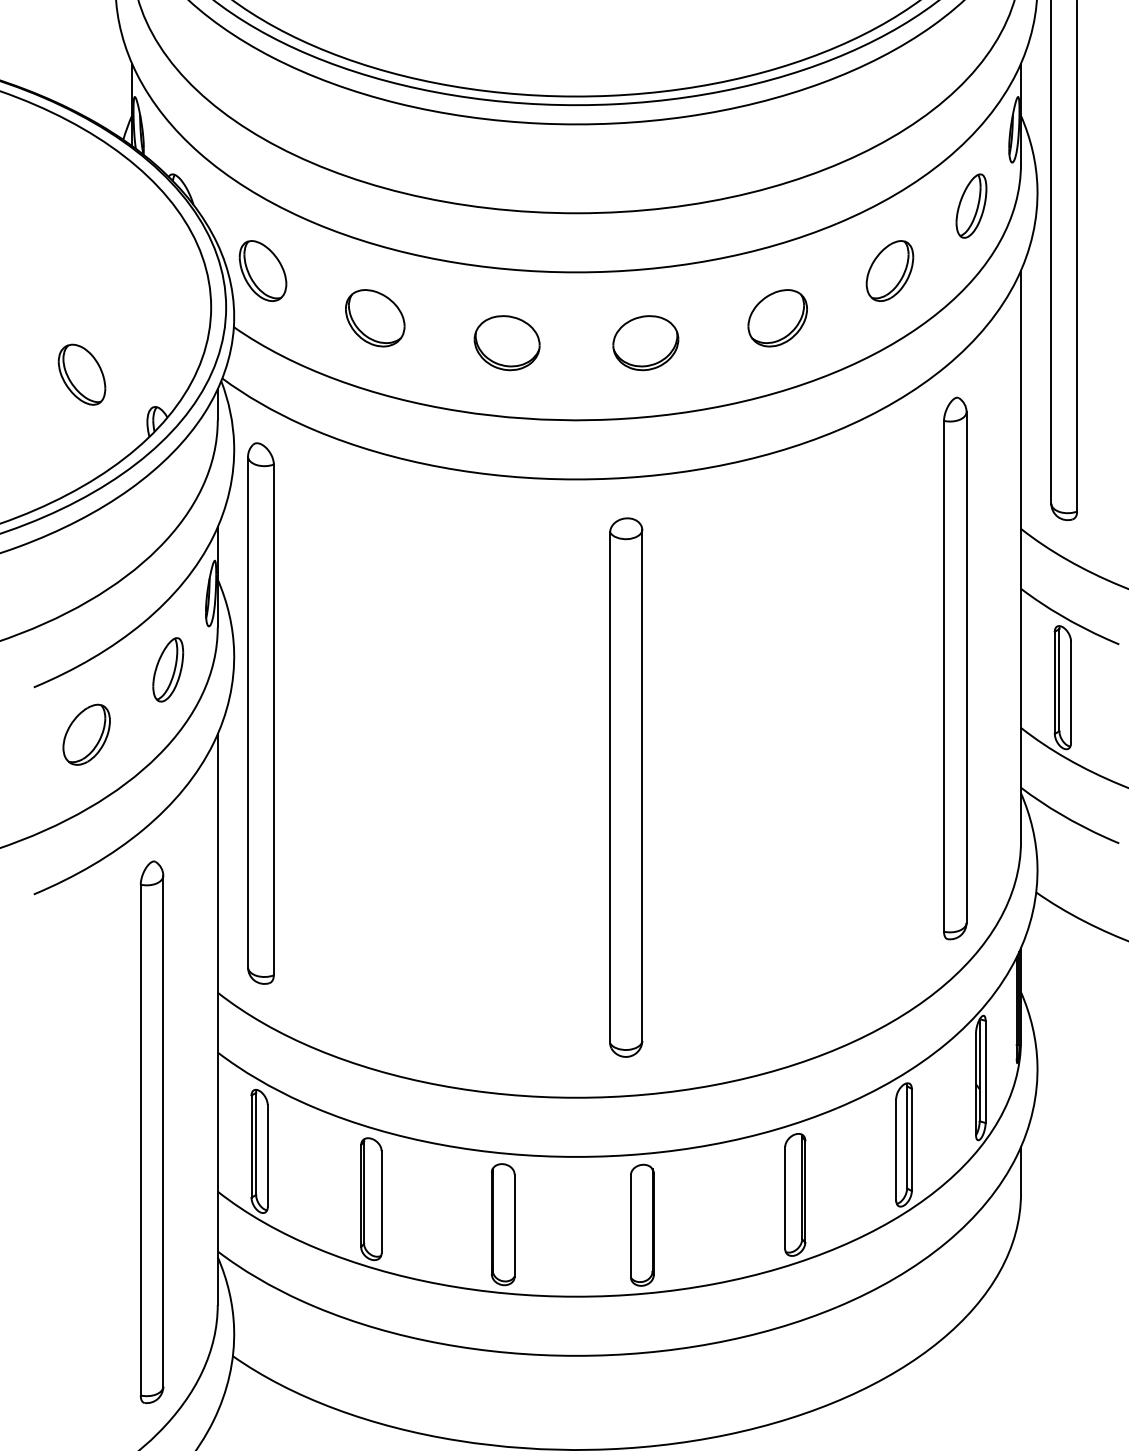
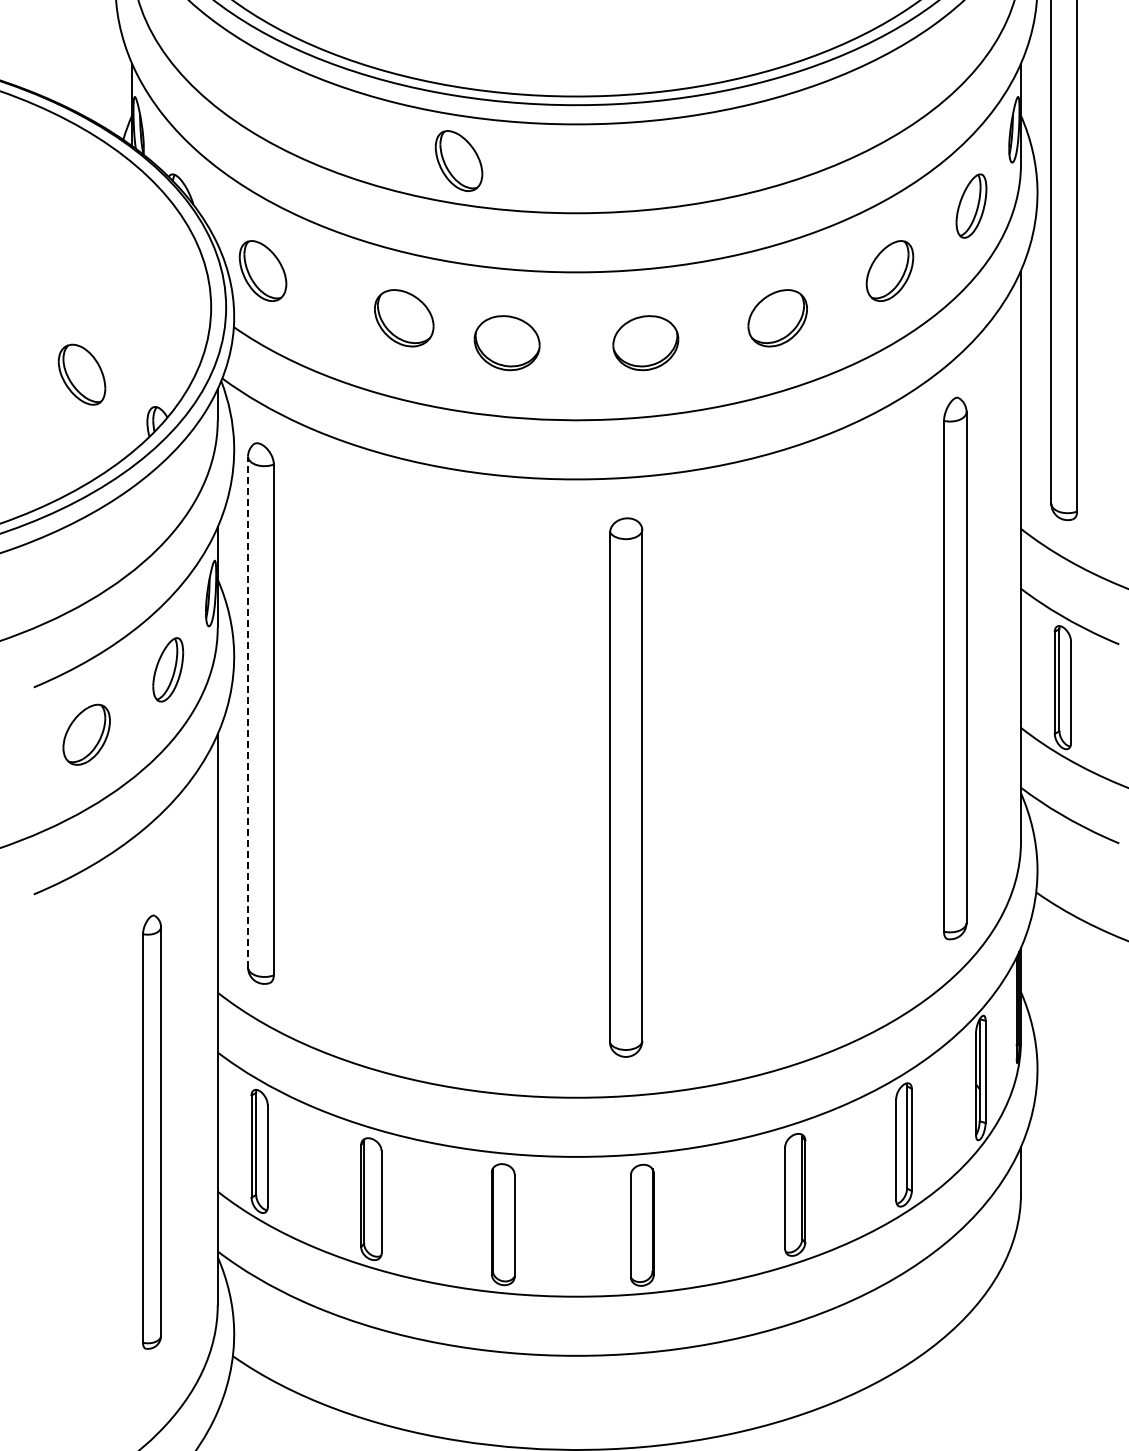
part: none -> present (458, 160)
part position: (375, 318) -> (404, 318) (404, 318)
line: solid -> dashed (248, 711)
part size: 26x544 px -> 20x436 px (151, 1131)
